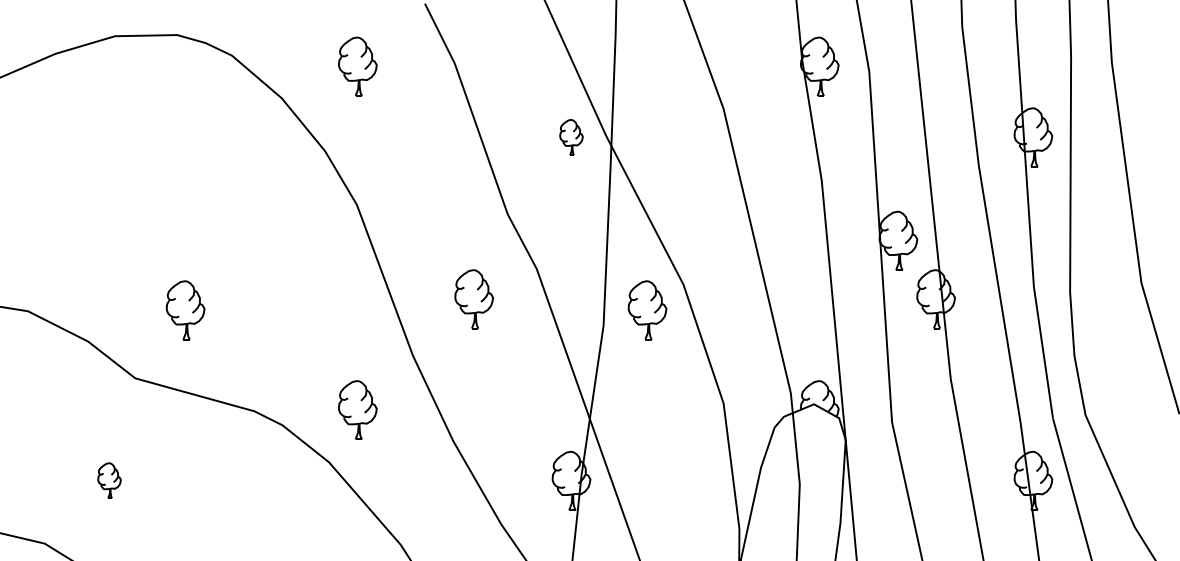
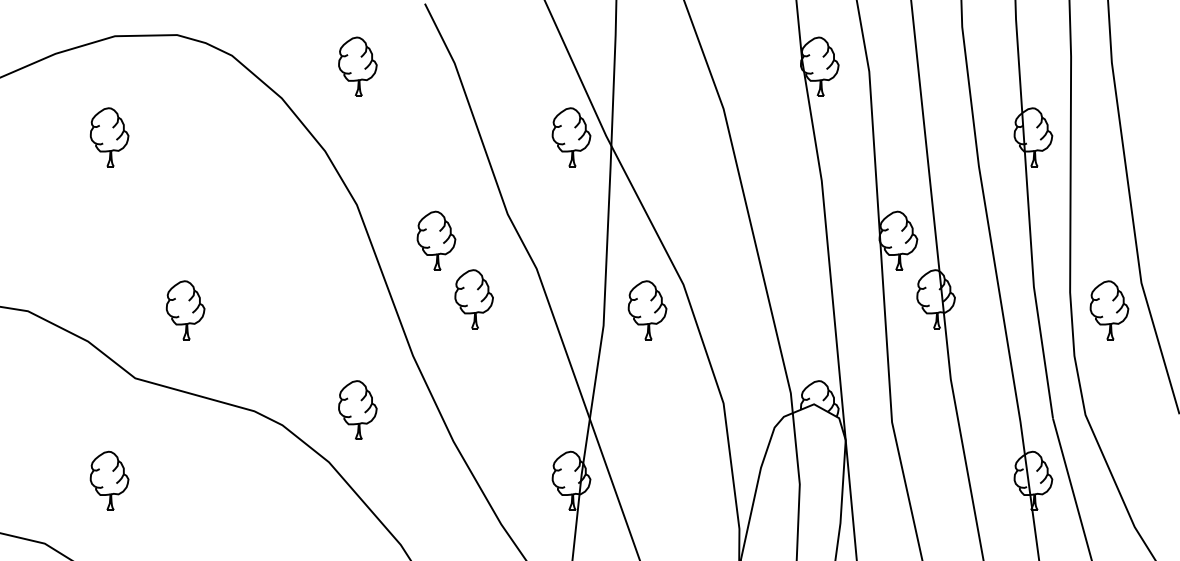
part: none -> present (109, 137)
part size: 25x37 px -> 41x61 px (571, 137)
part: none -> present (436, 240)
part: none -> present (1109, 310)
part size: 25x37 px -> 41x61 px (109, 480)
